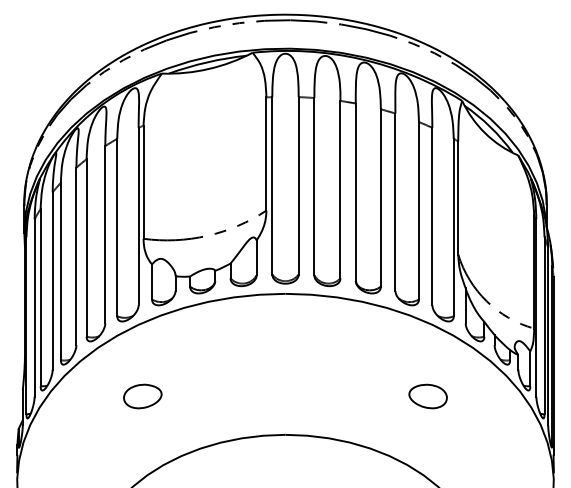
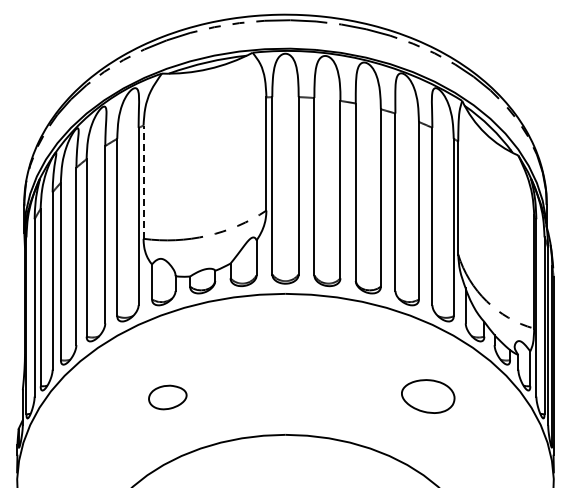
line: solid -> dashed (143, 182)
part position: (142, 396) -> (167, 397) (167, 397)
part size: 40x27 px -> 55x35 px (428, 396)
